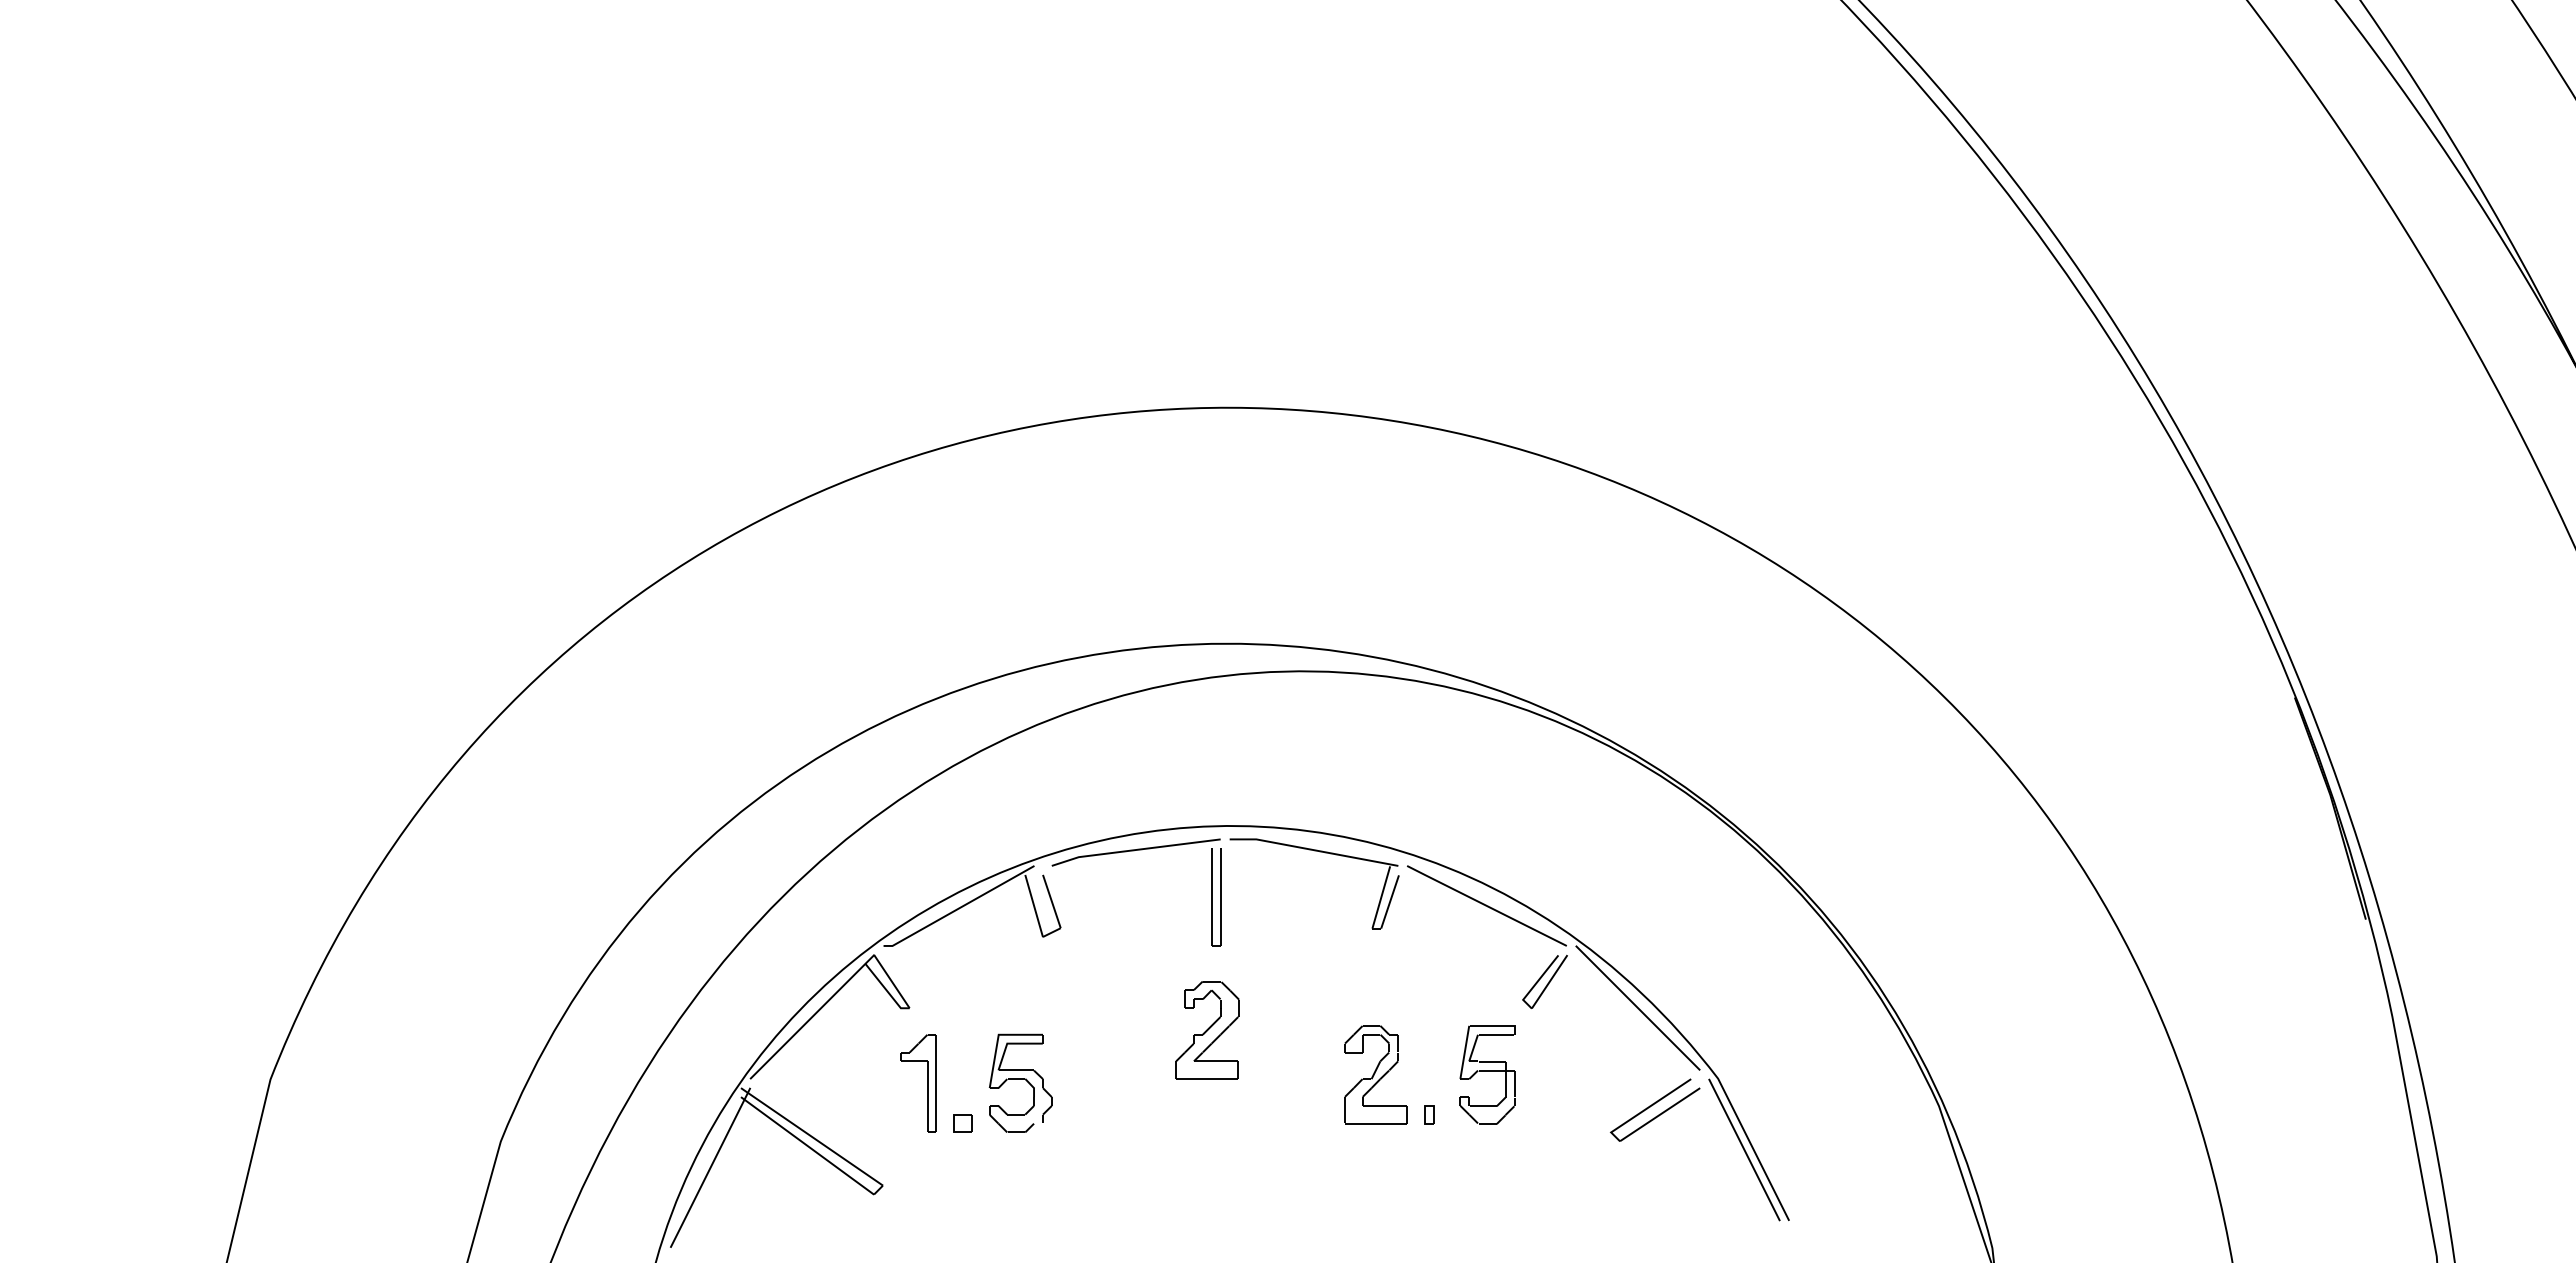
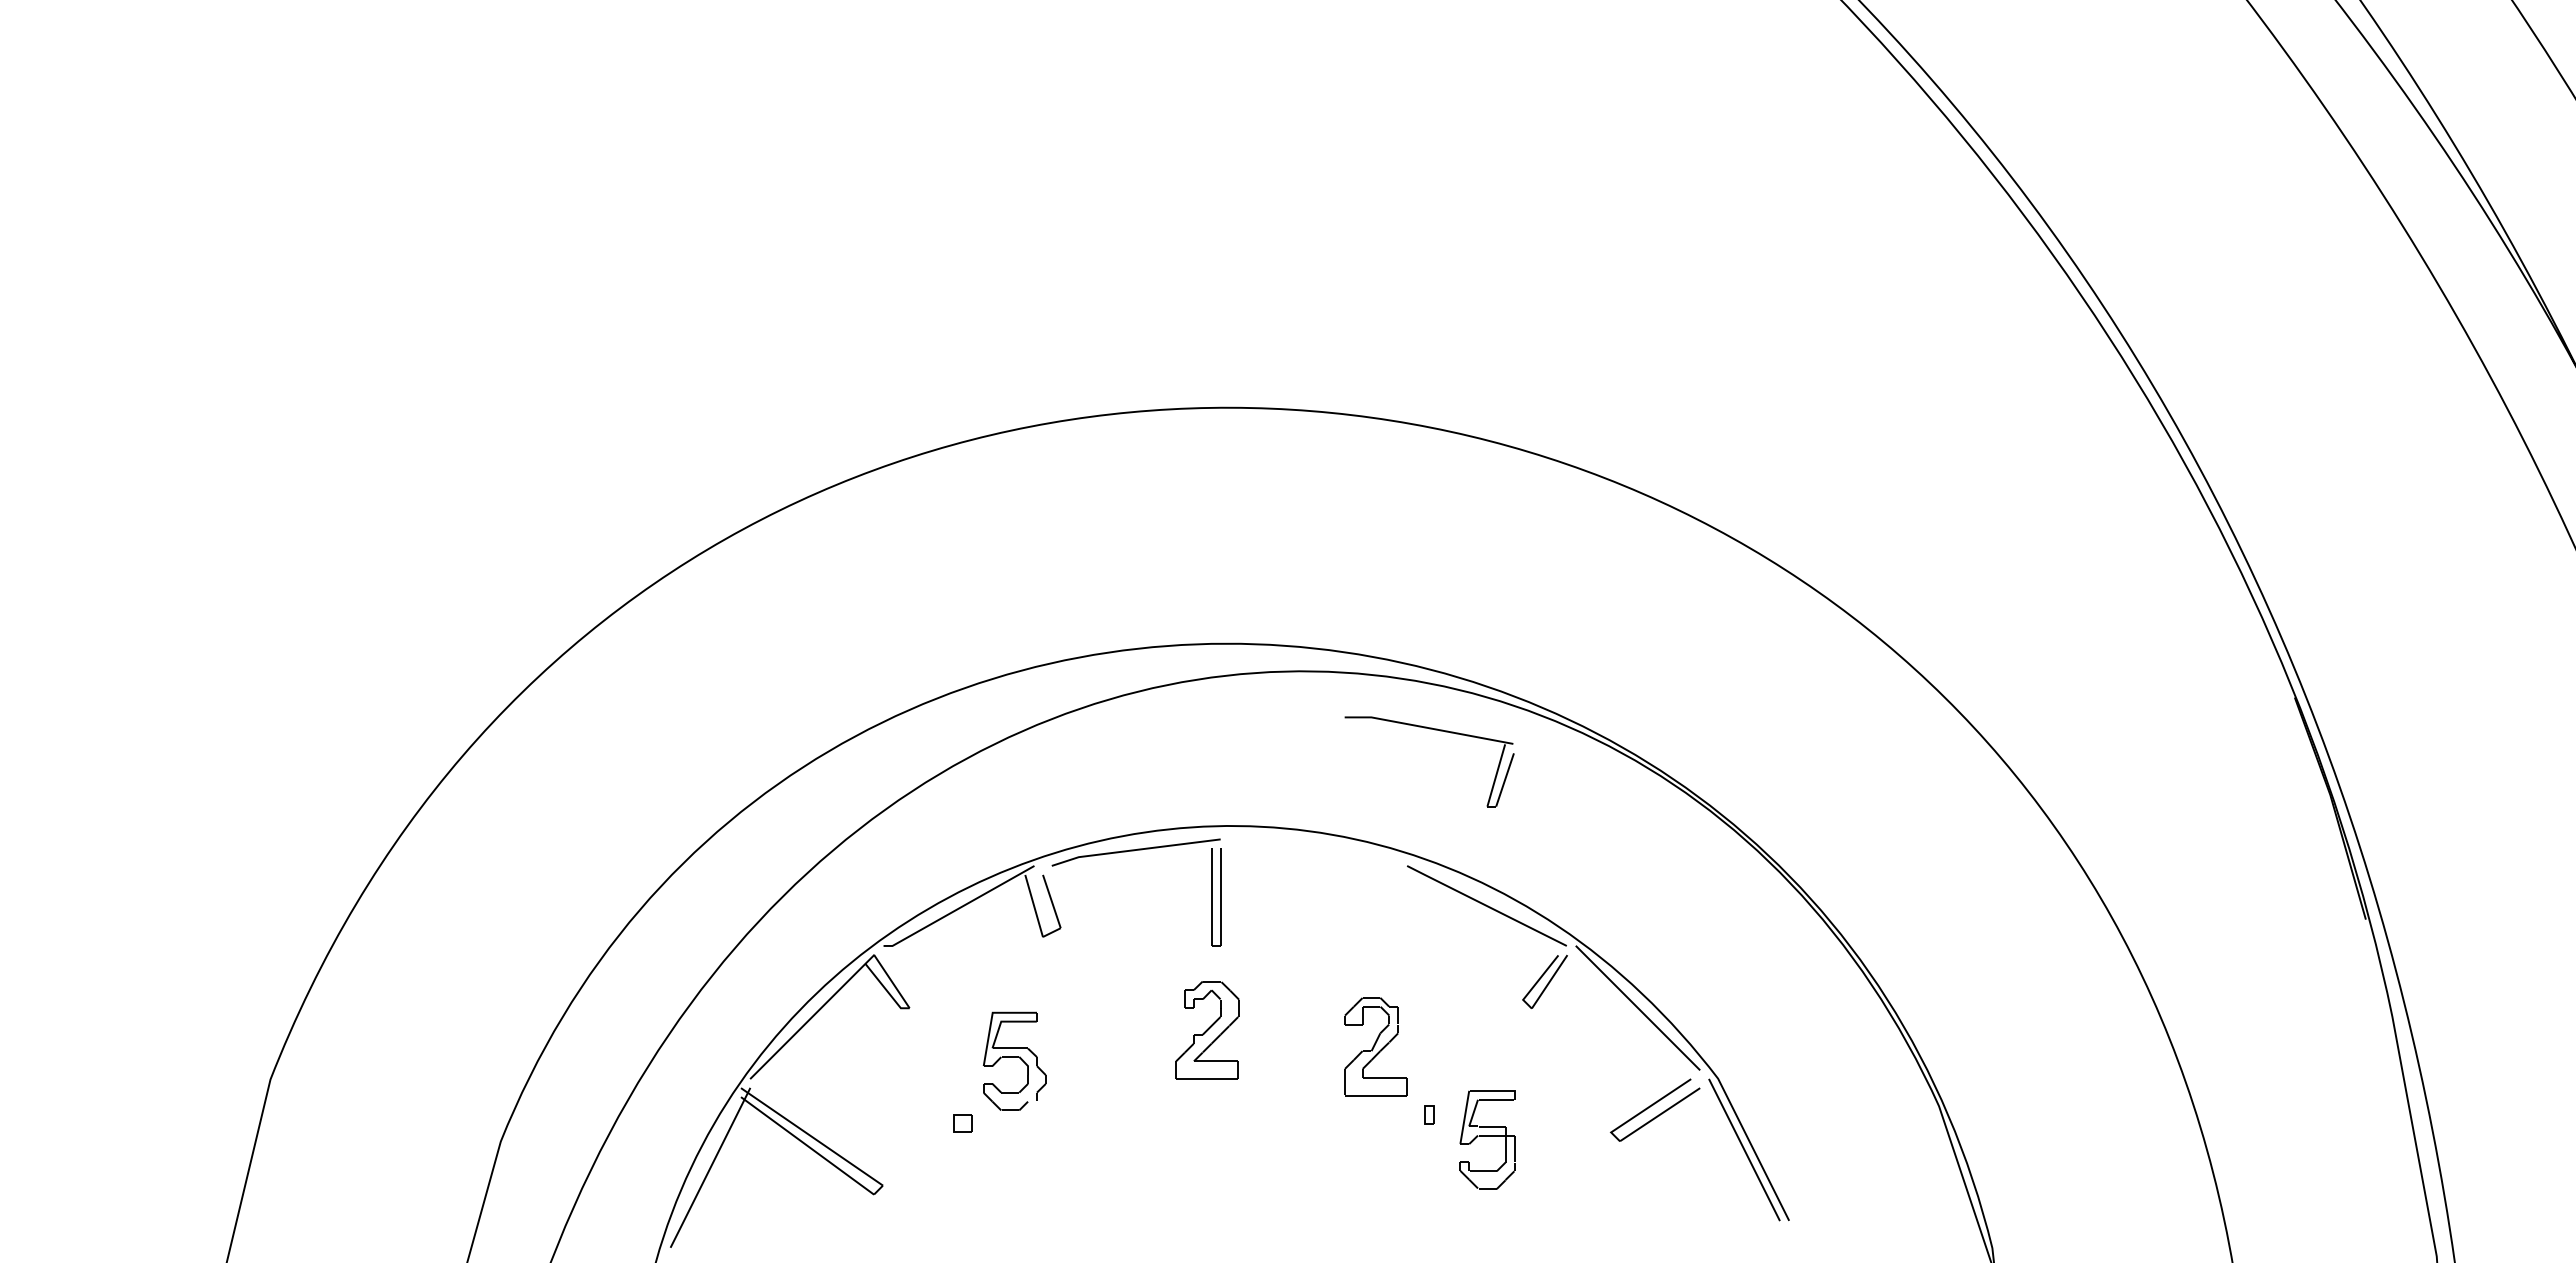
part position: (1319, 852) -> (1434, 730) (1434, 730)
part position: (1375, 1074) -> (1375, 1046) (1375, 1046)
part position: (1487, 1074) -> (1487, 1139) (1487, 1139)
part position: (1020, 1082) -> (1014, 1060) (1014, 1060)
part: present -> none (927, 1083)
